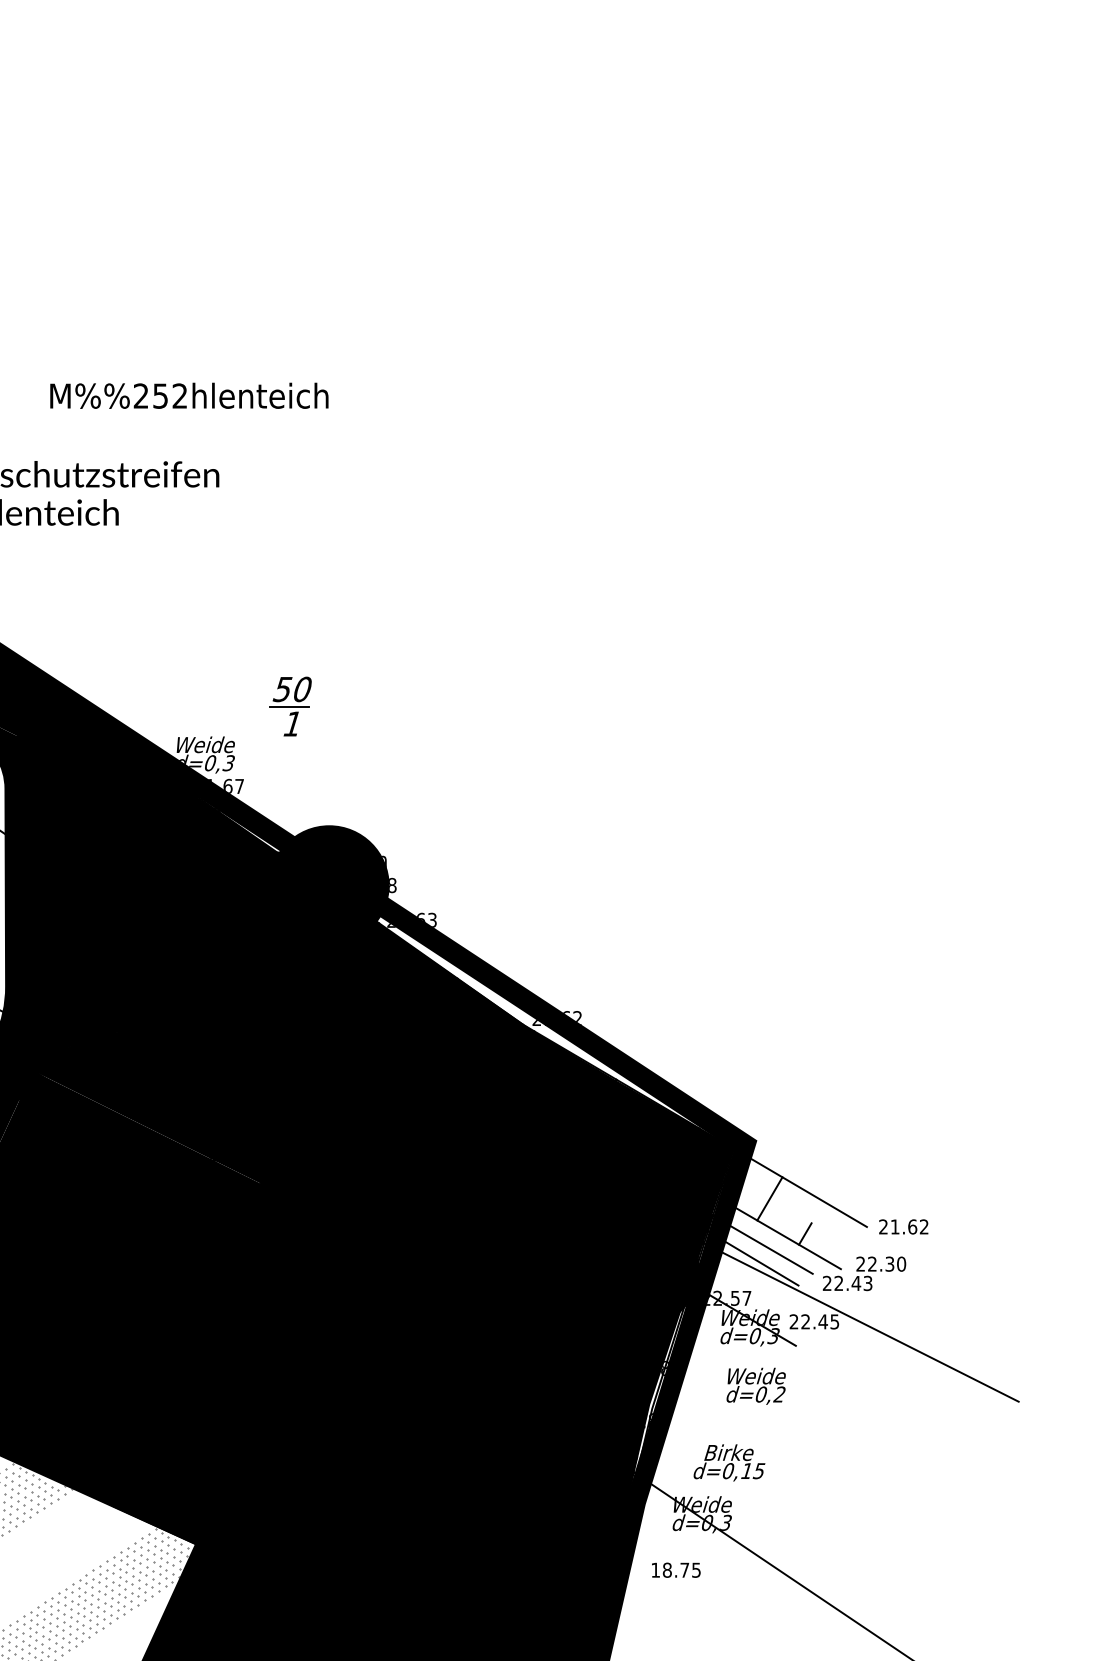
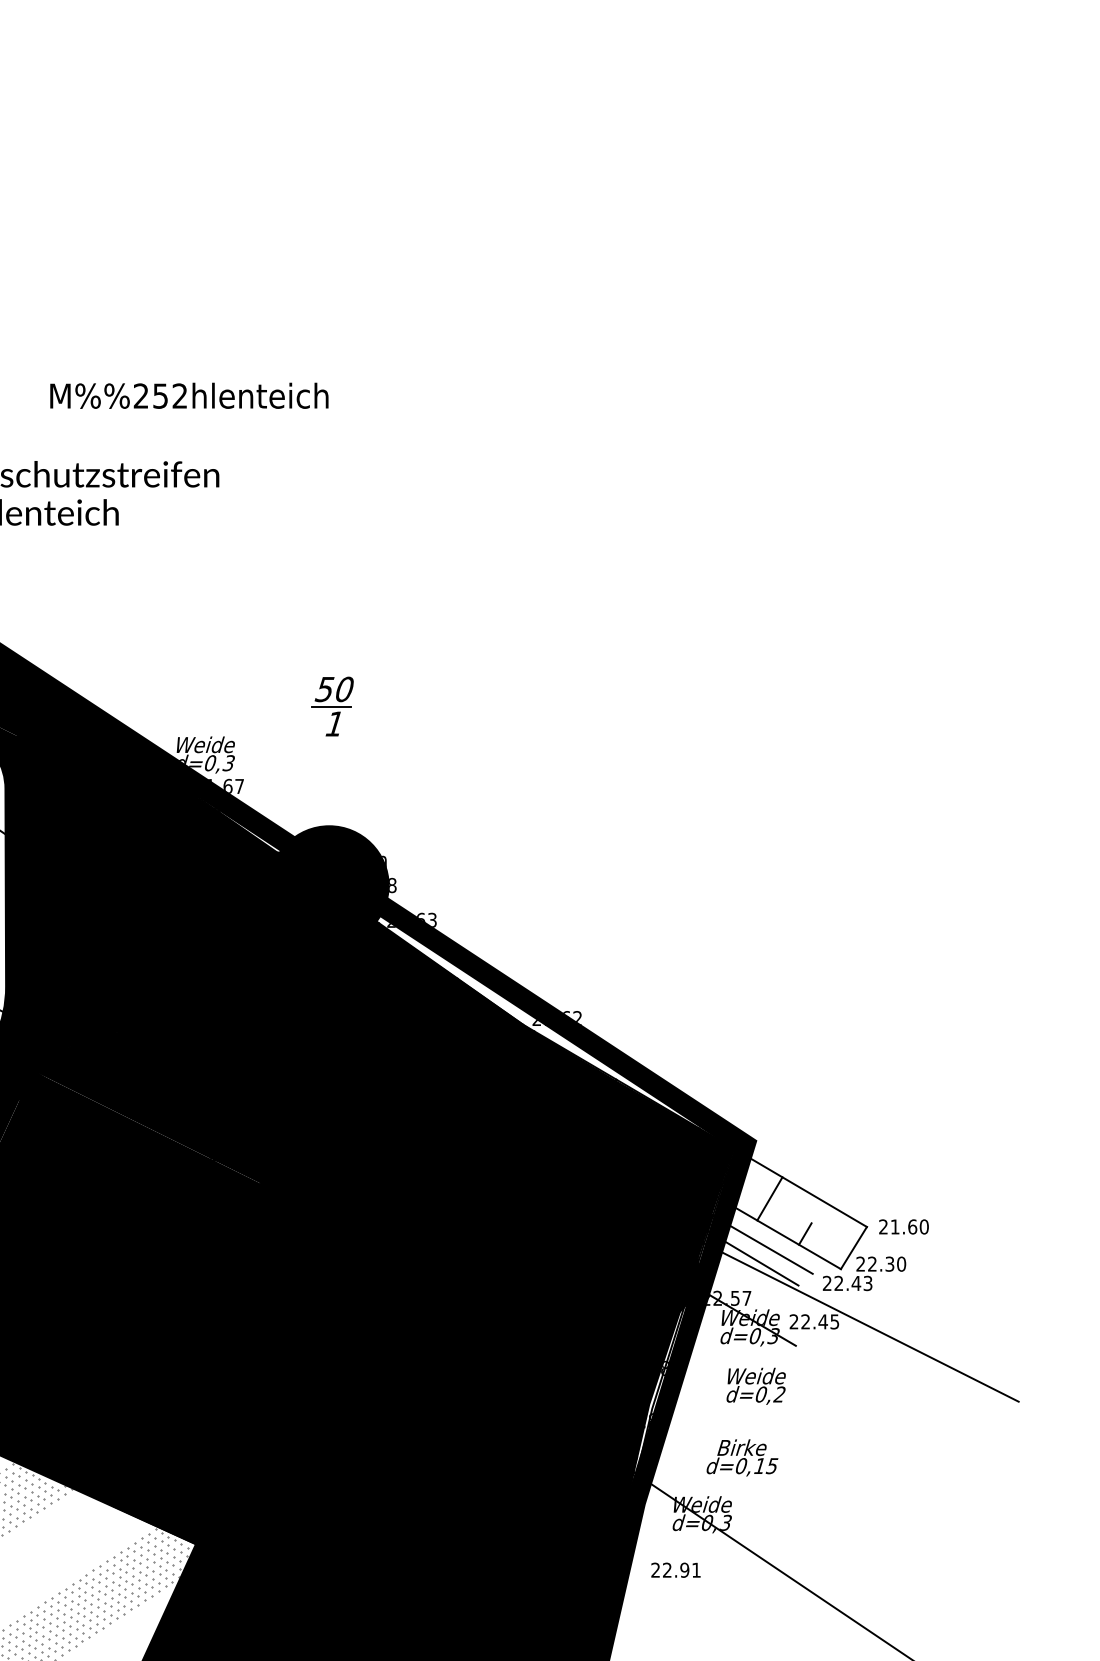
part position: (290, 706) -> (332, 706) (332, 706)
text: 21.62 -> 21.60 (923, 1226)
line: none -> present (853, 1247)
text position: (729, 1462) -> (742, 1457) (742, 1457)
text: 18.75 -> 22.91 (675, 1569)
